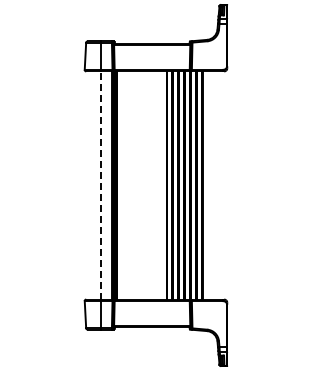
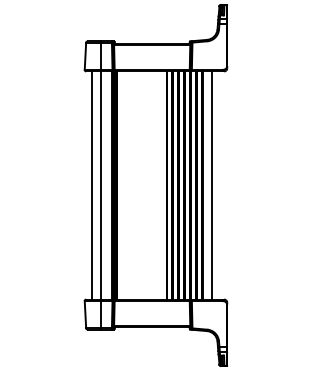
line: none -> present (92, 185)
line: dashed -> solid (101, 185)
line: none -> present (212, 185)
